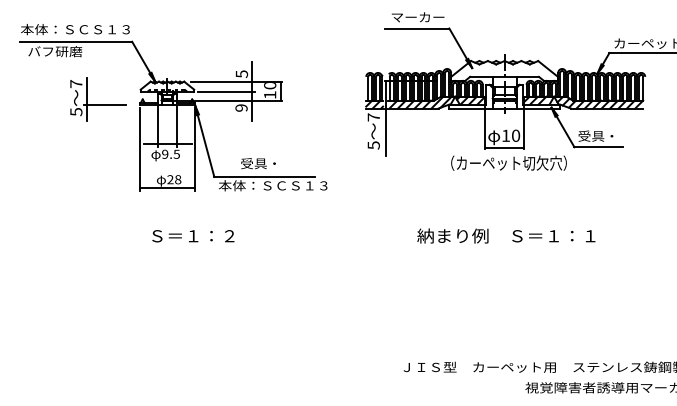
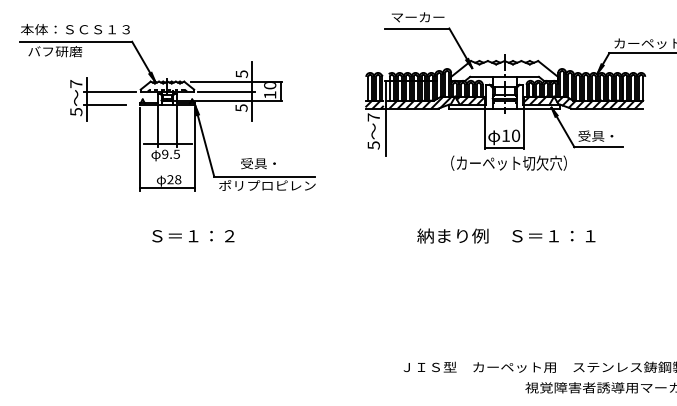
line: none -> present (109, 91)
text: 9 -> 5 (241, 107)
text: 本体：ＳＣＳ１３ -> ポリプロピレン (272, 185)
